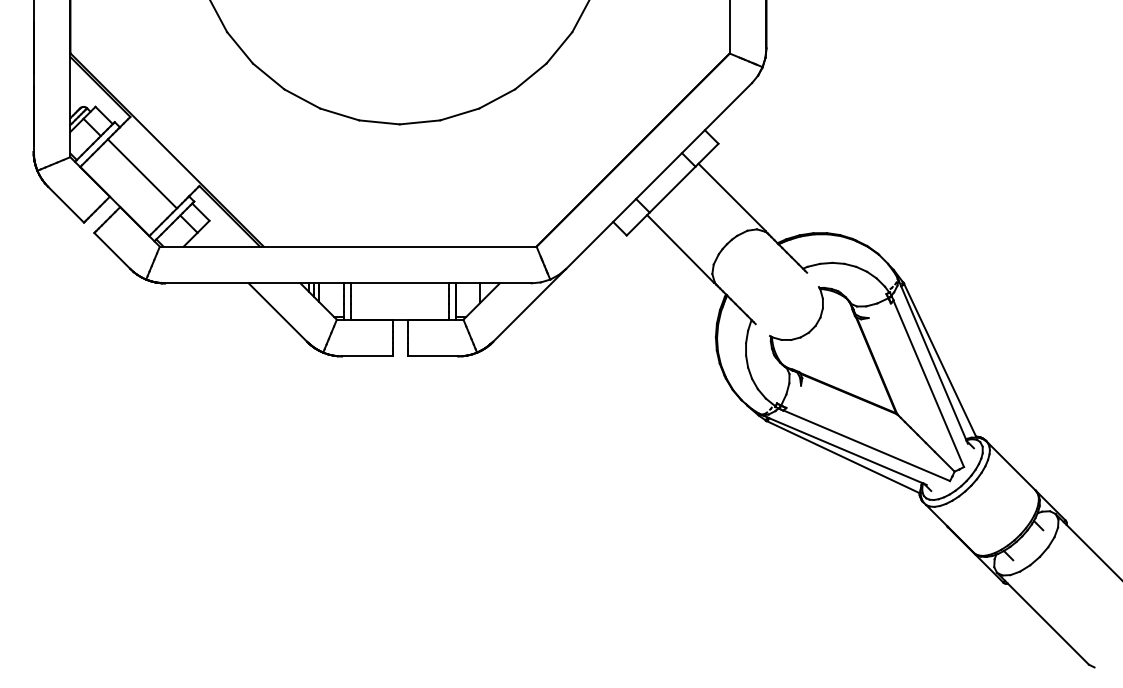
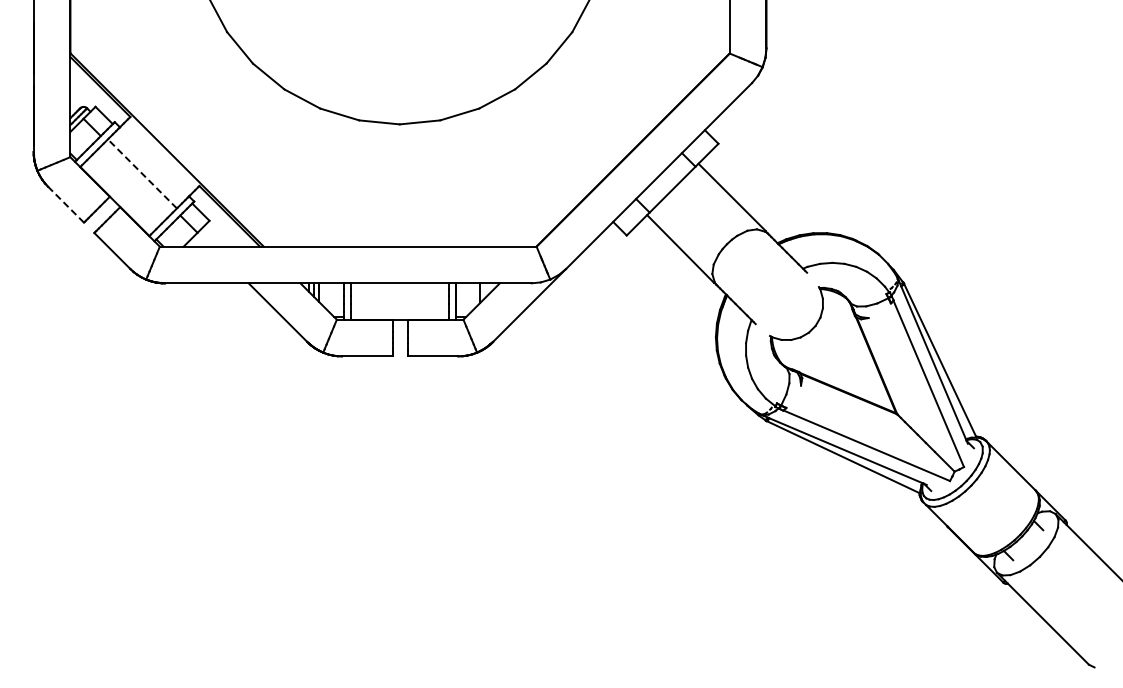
line: solid -> dashed (142, 173)
line: solid -> dashed (66, 205)
